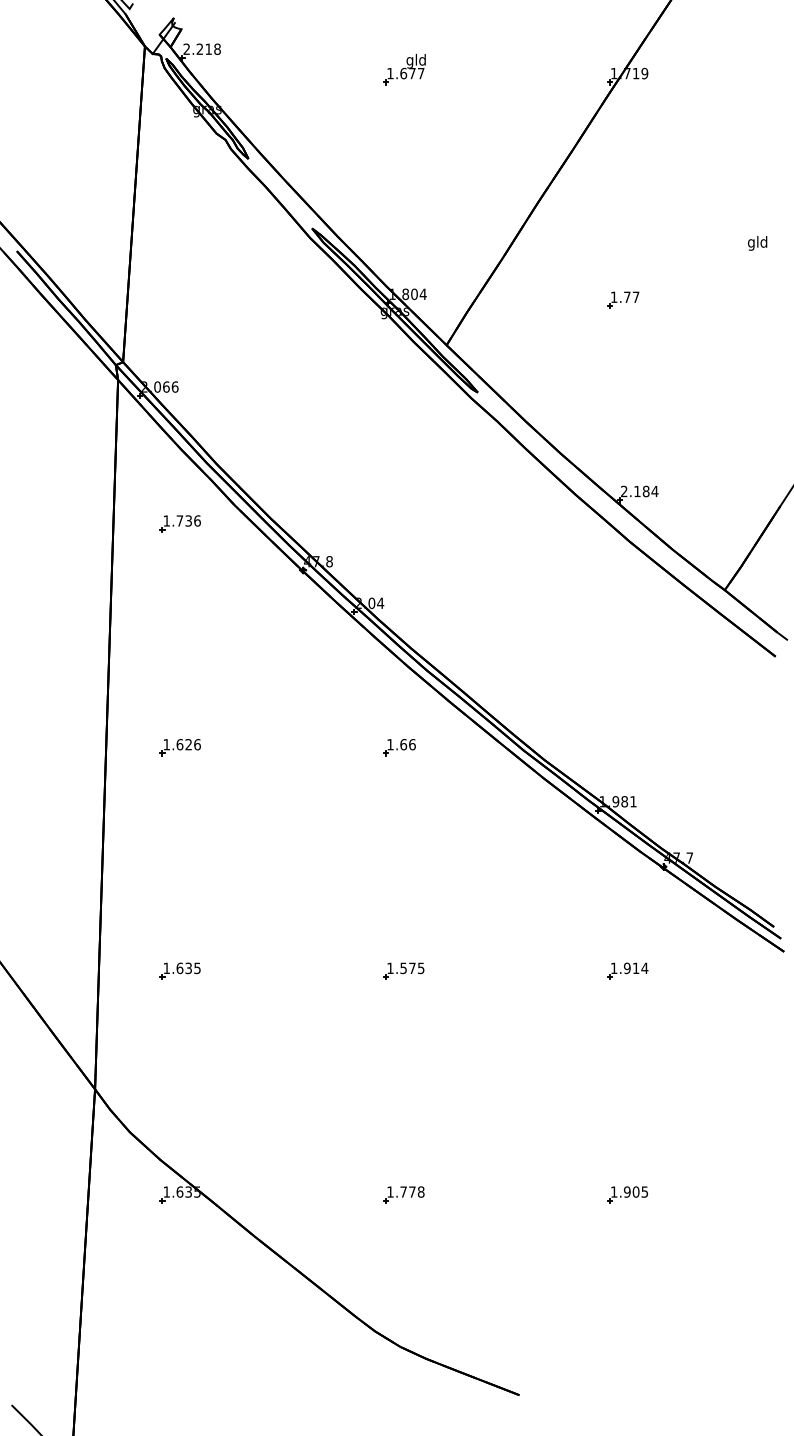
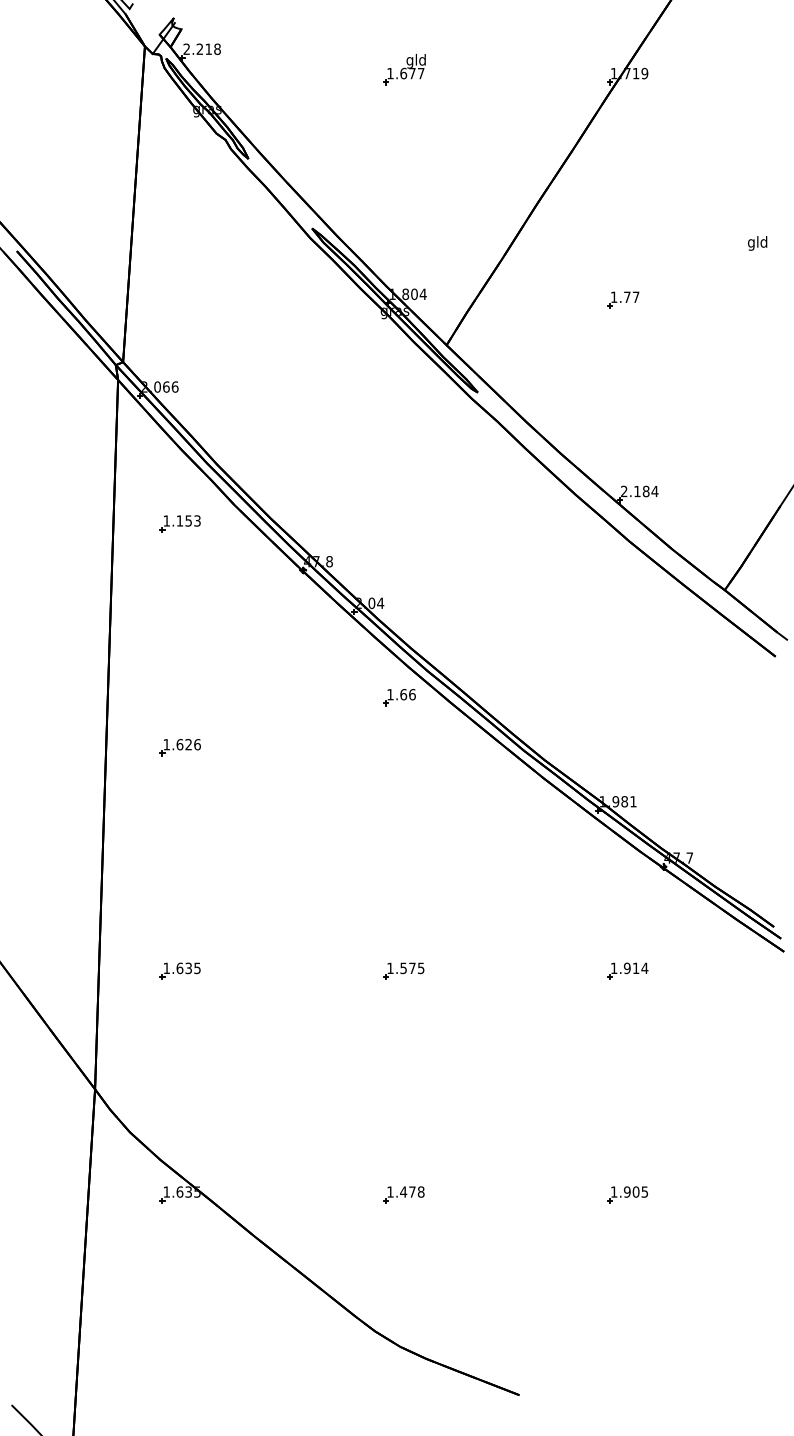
text: 1.736 -> 1.153 (188, 520)
part position: (399, 747) -> (399, 697) (399, 697)
text: 1.778 -> 1.478 (403, 1191)
